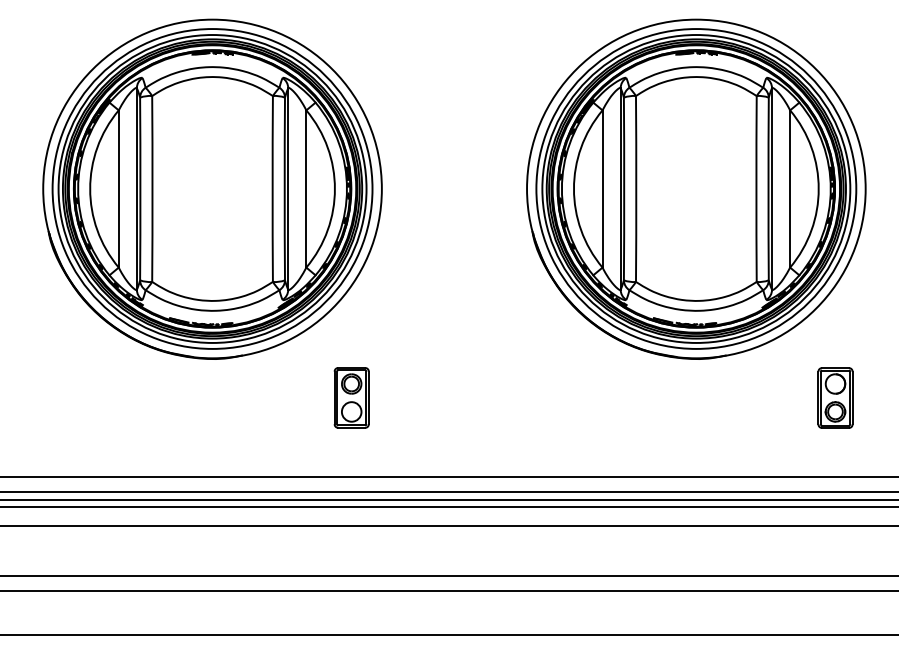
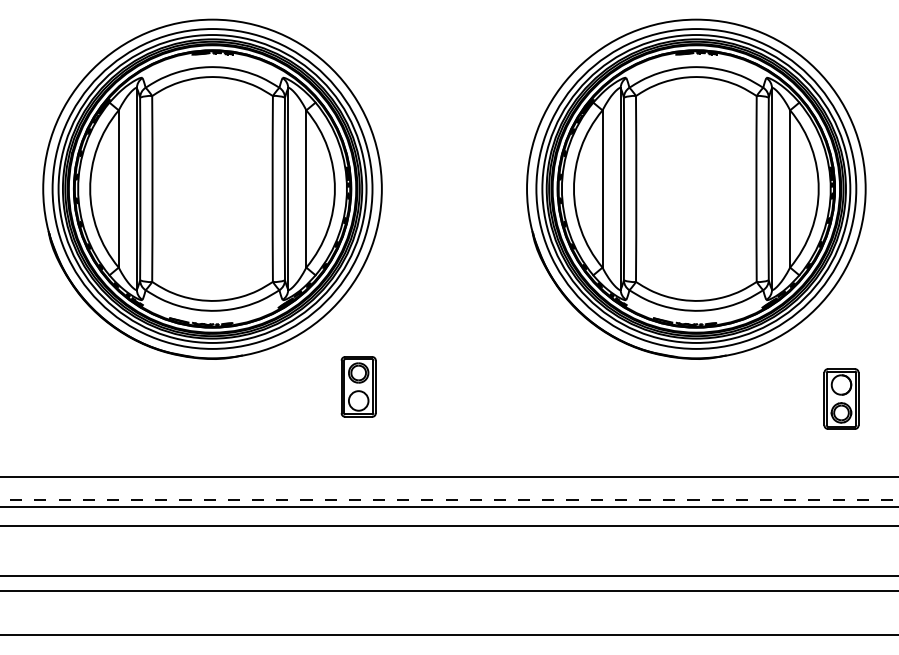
part position: (351, 397) -> (358, 386) (358, 386)
part position: (835, 397) -> (841, 398) (841, 398)
line: present -> none (448, 491)
line: solid -> dashed (449, 500)
